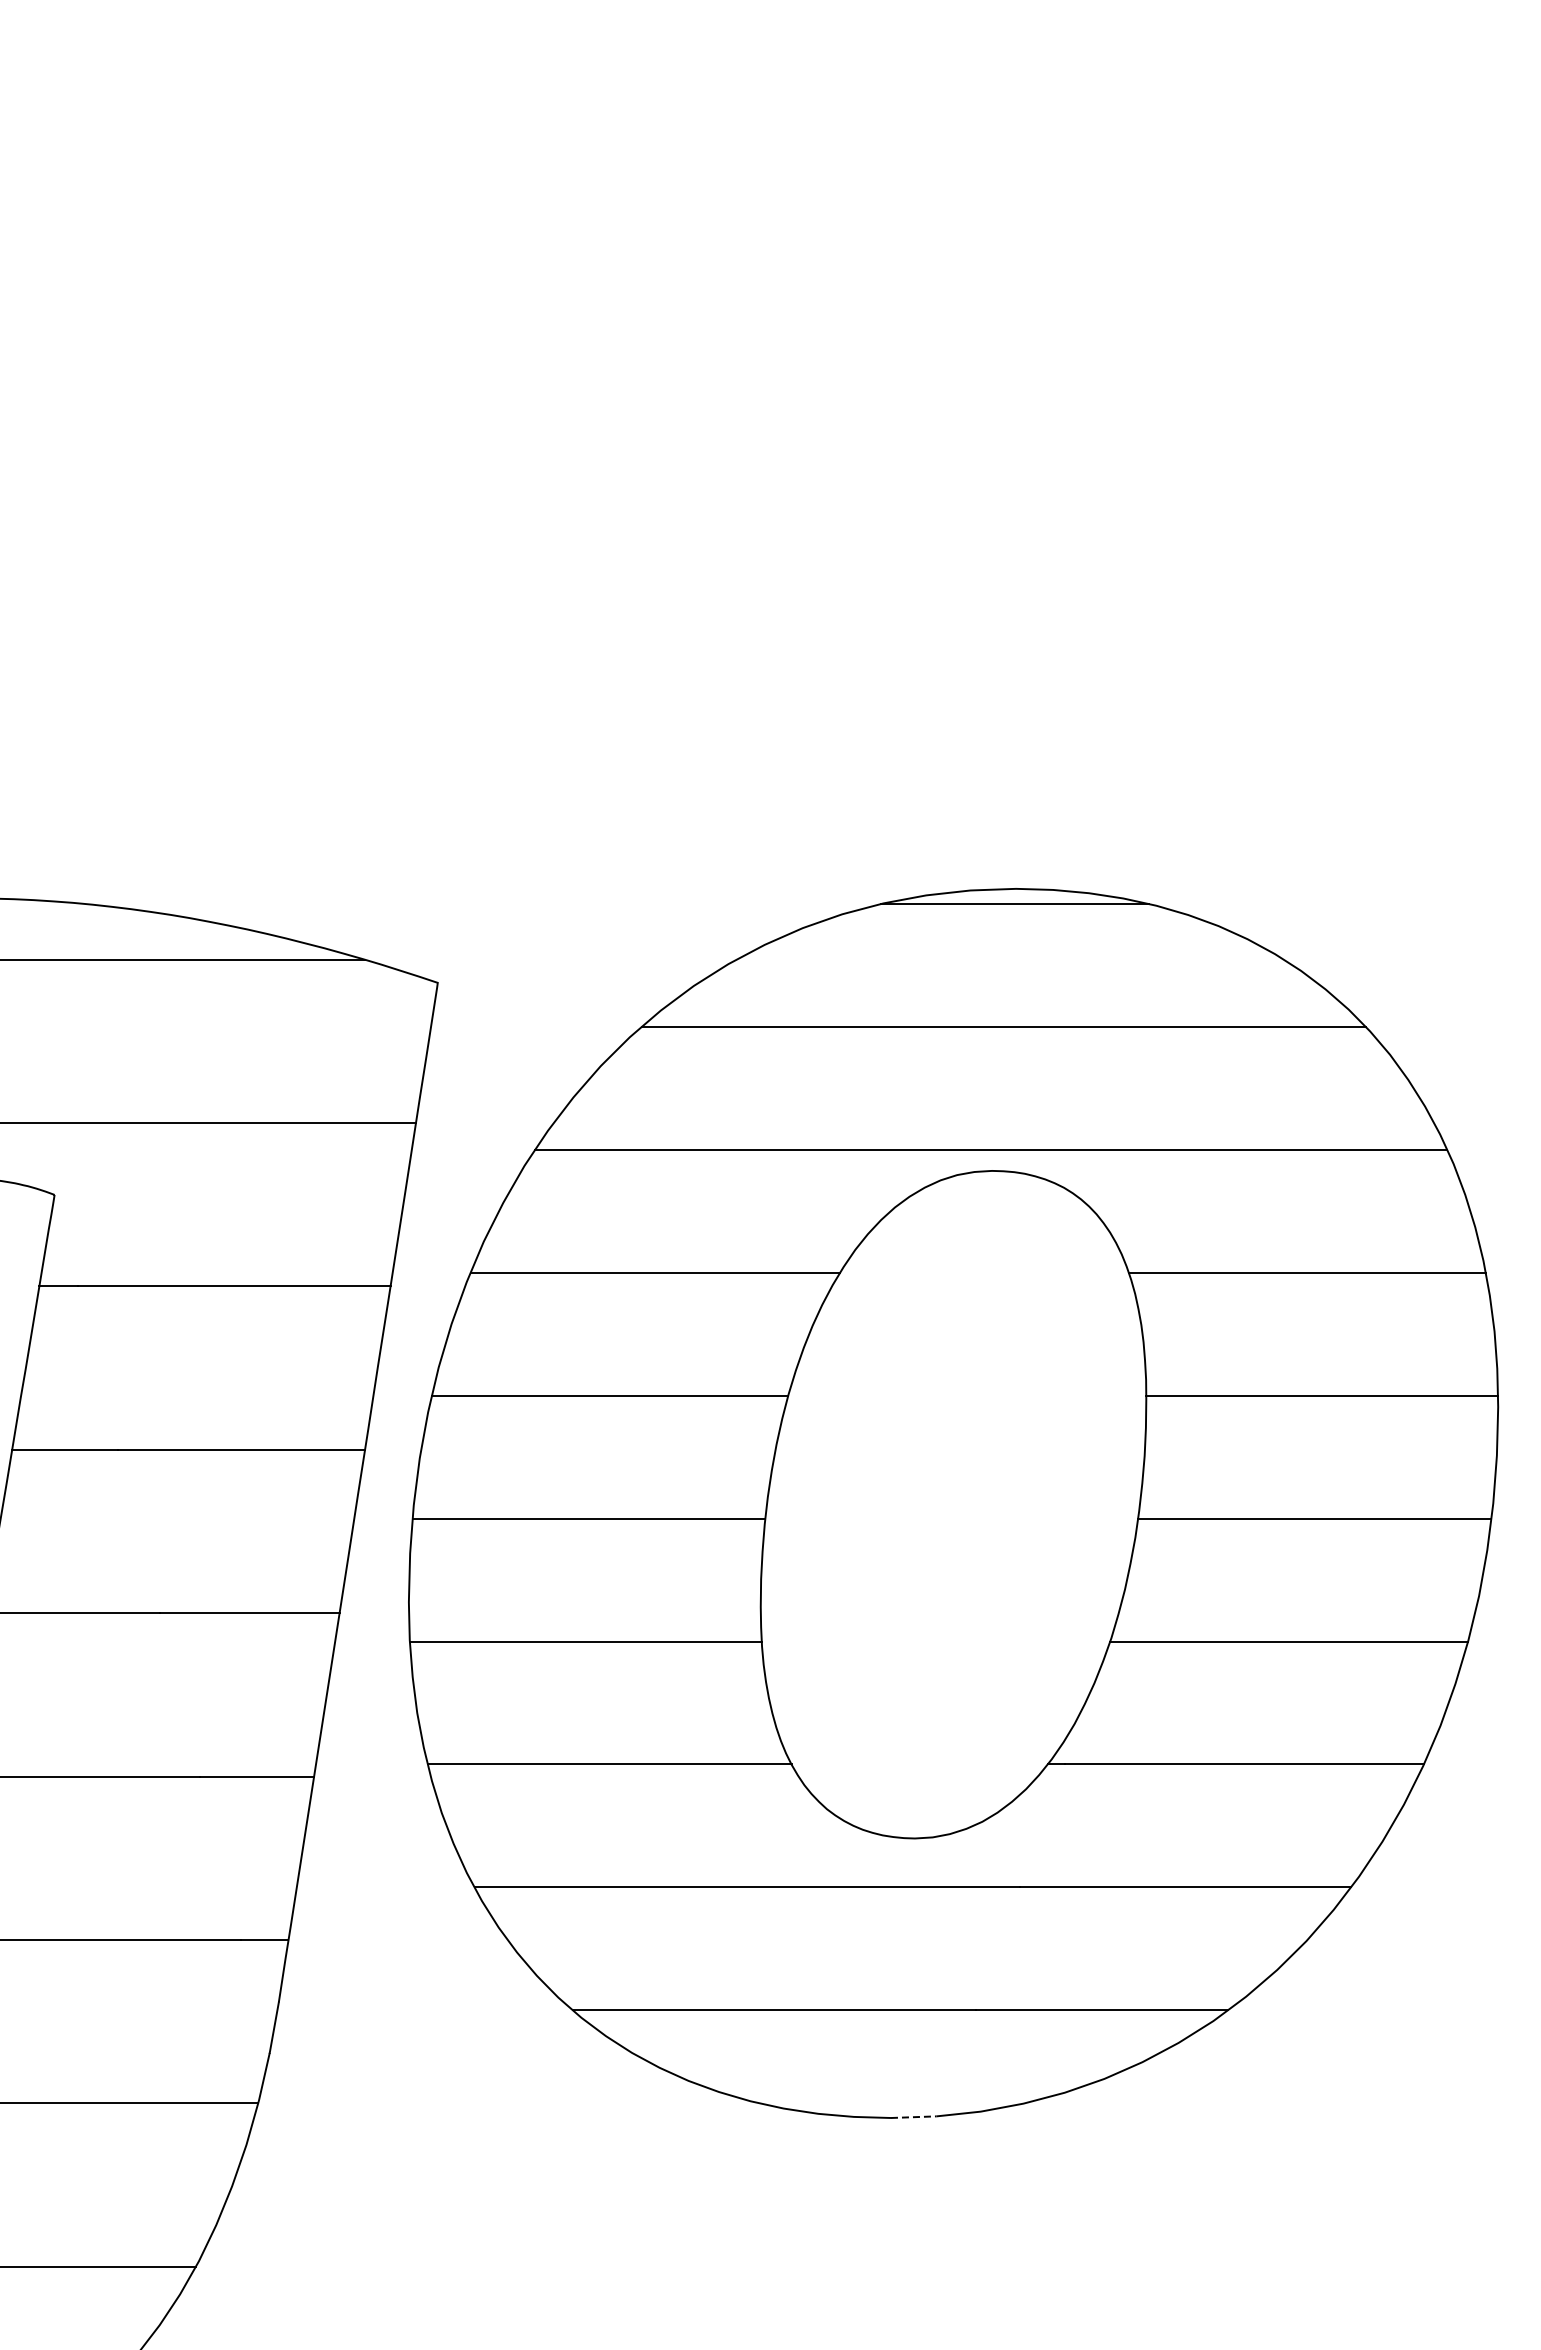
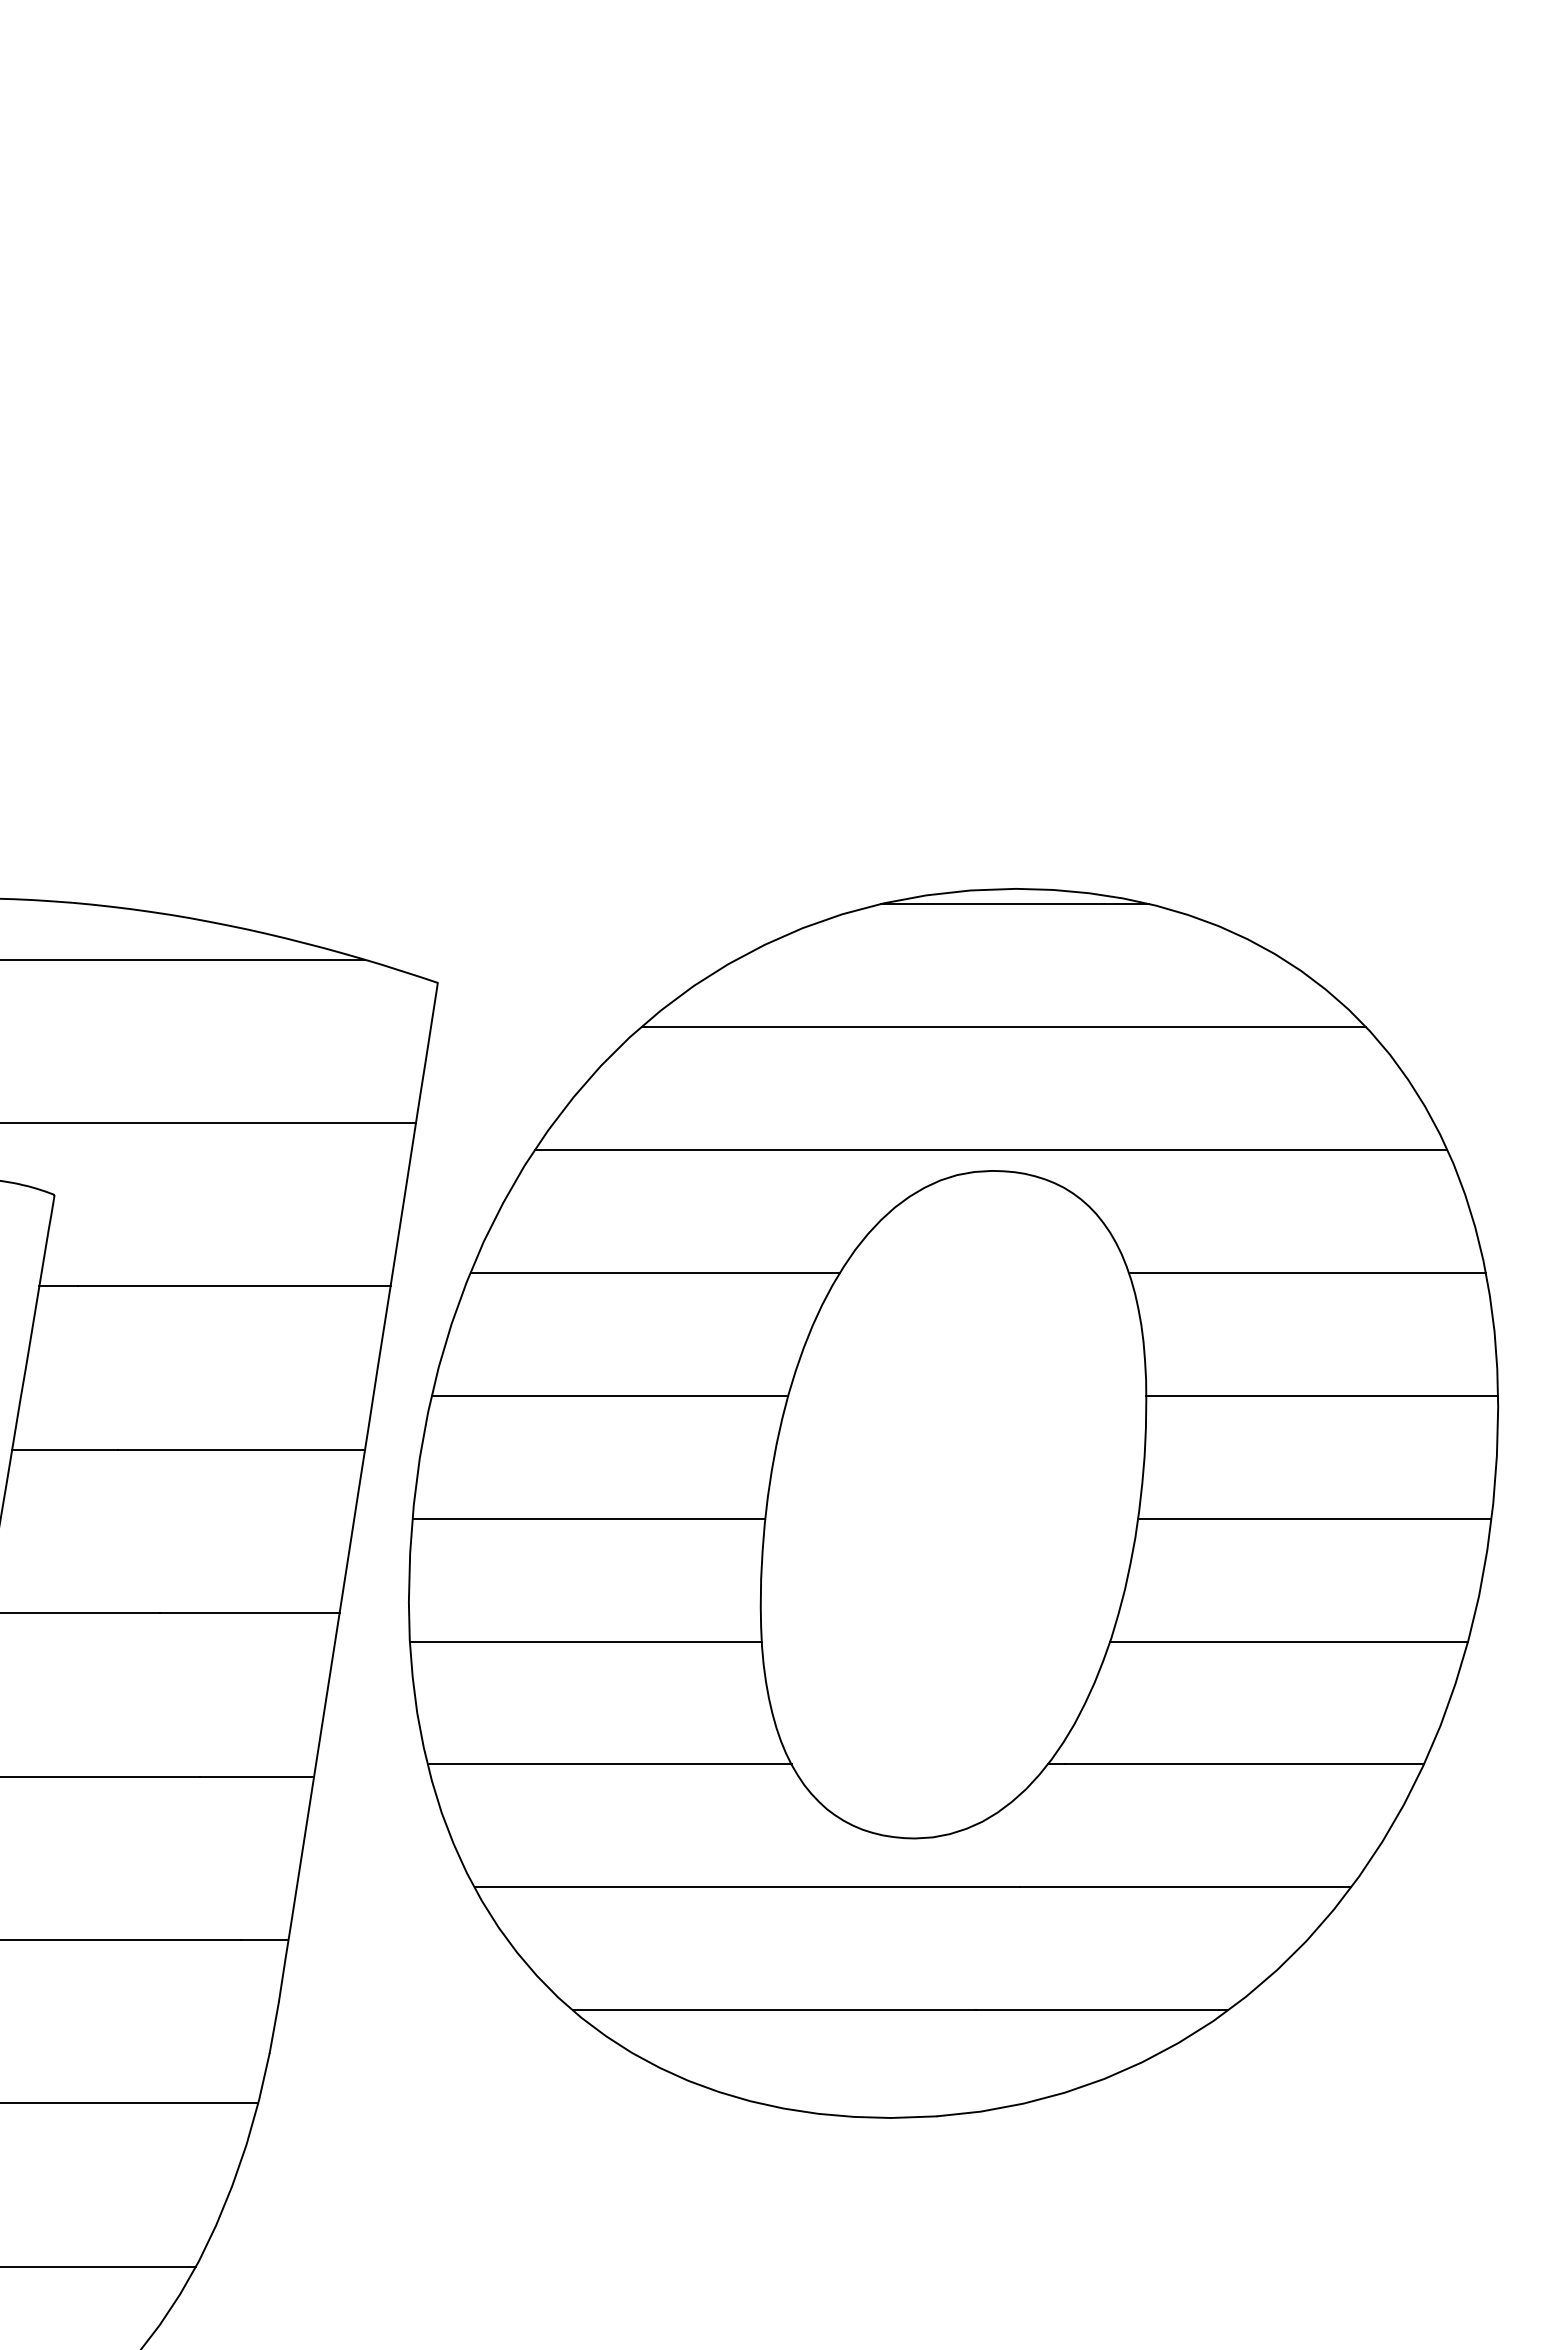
line: dashed -> solid (913, 2117)
